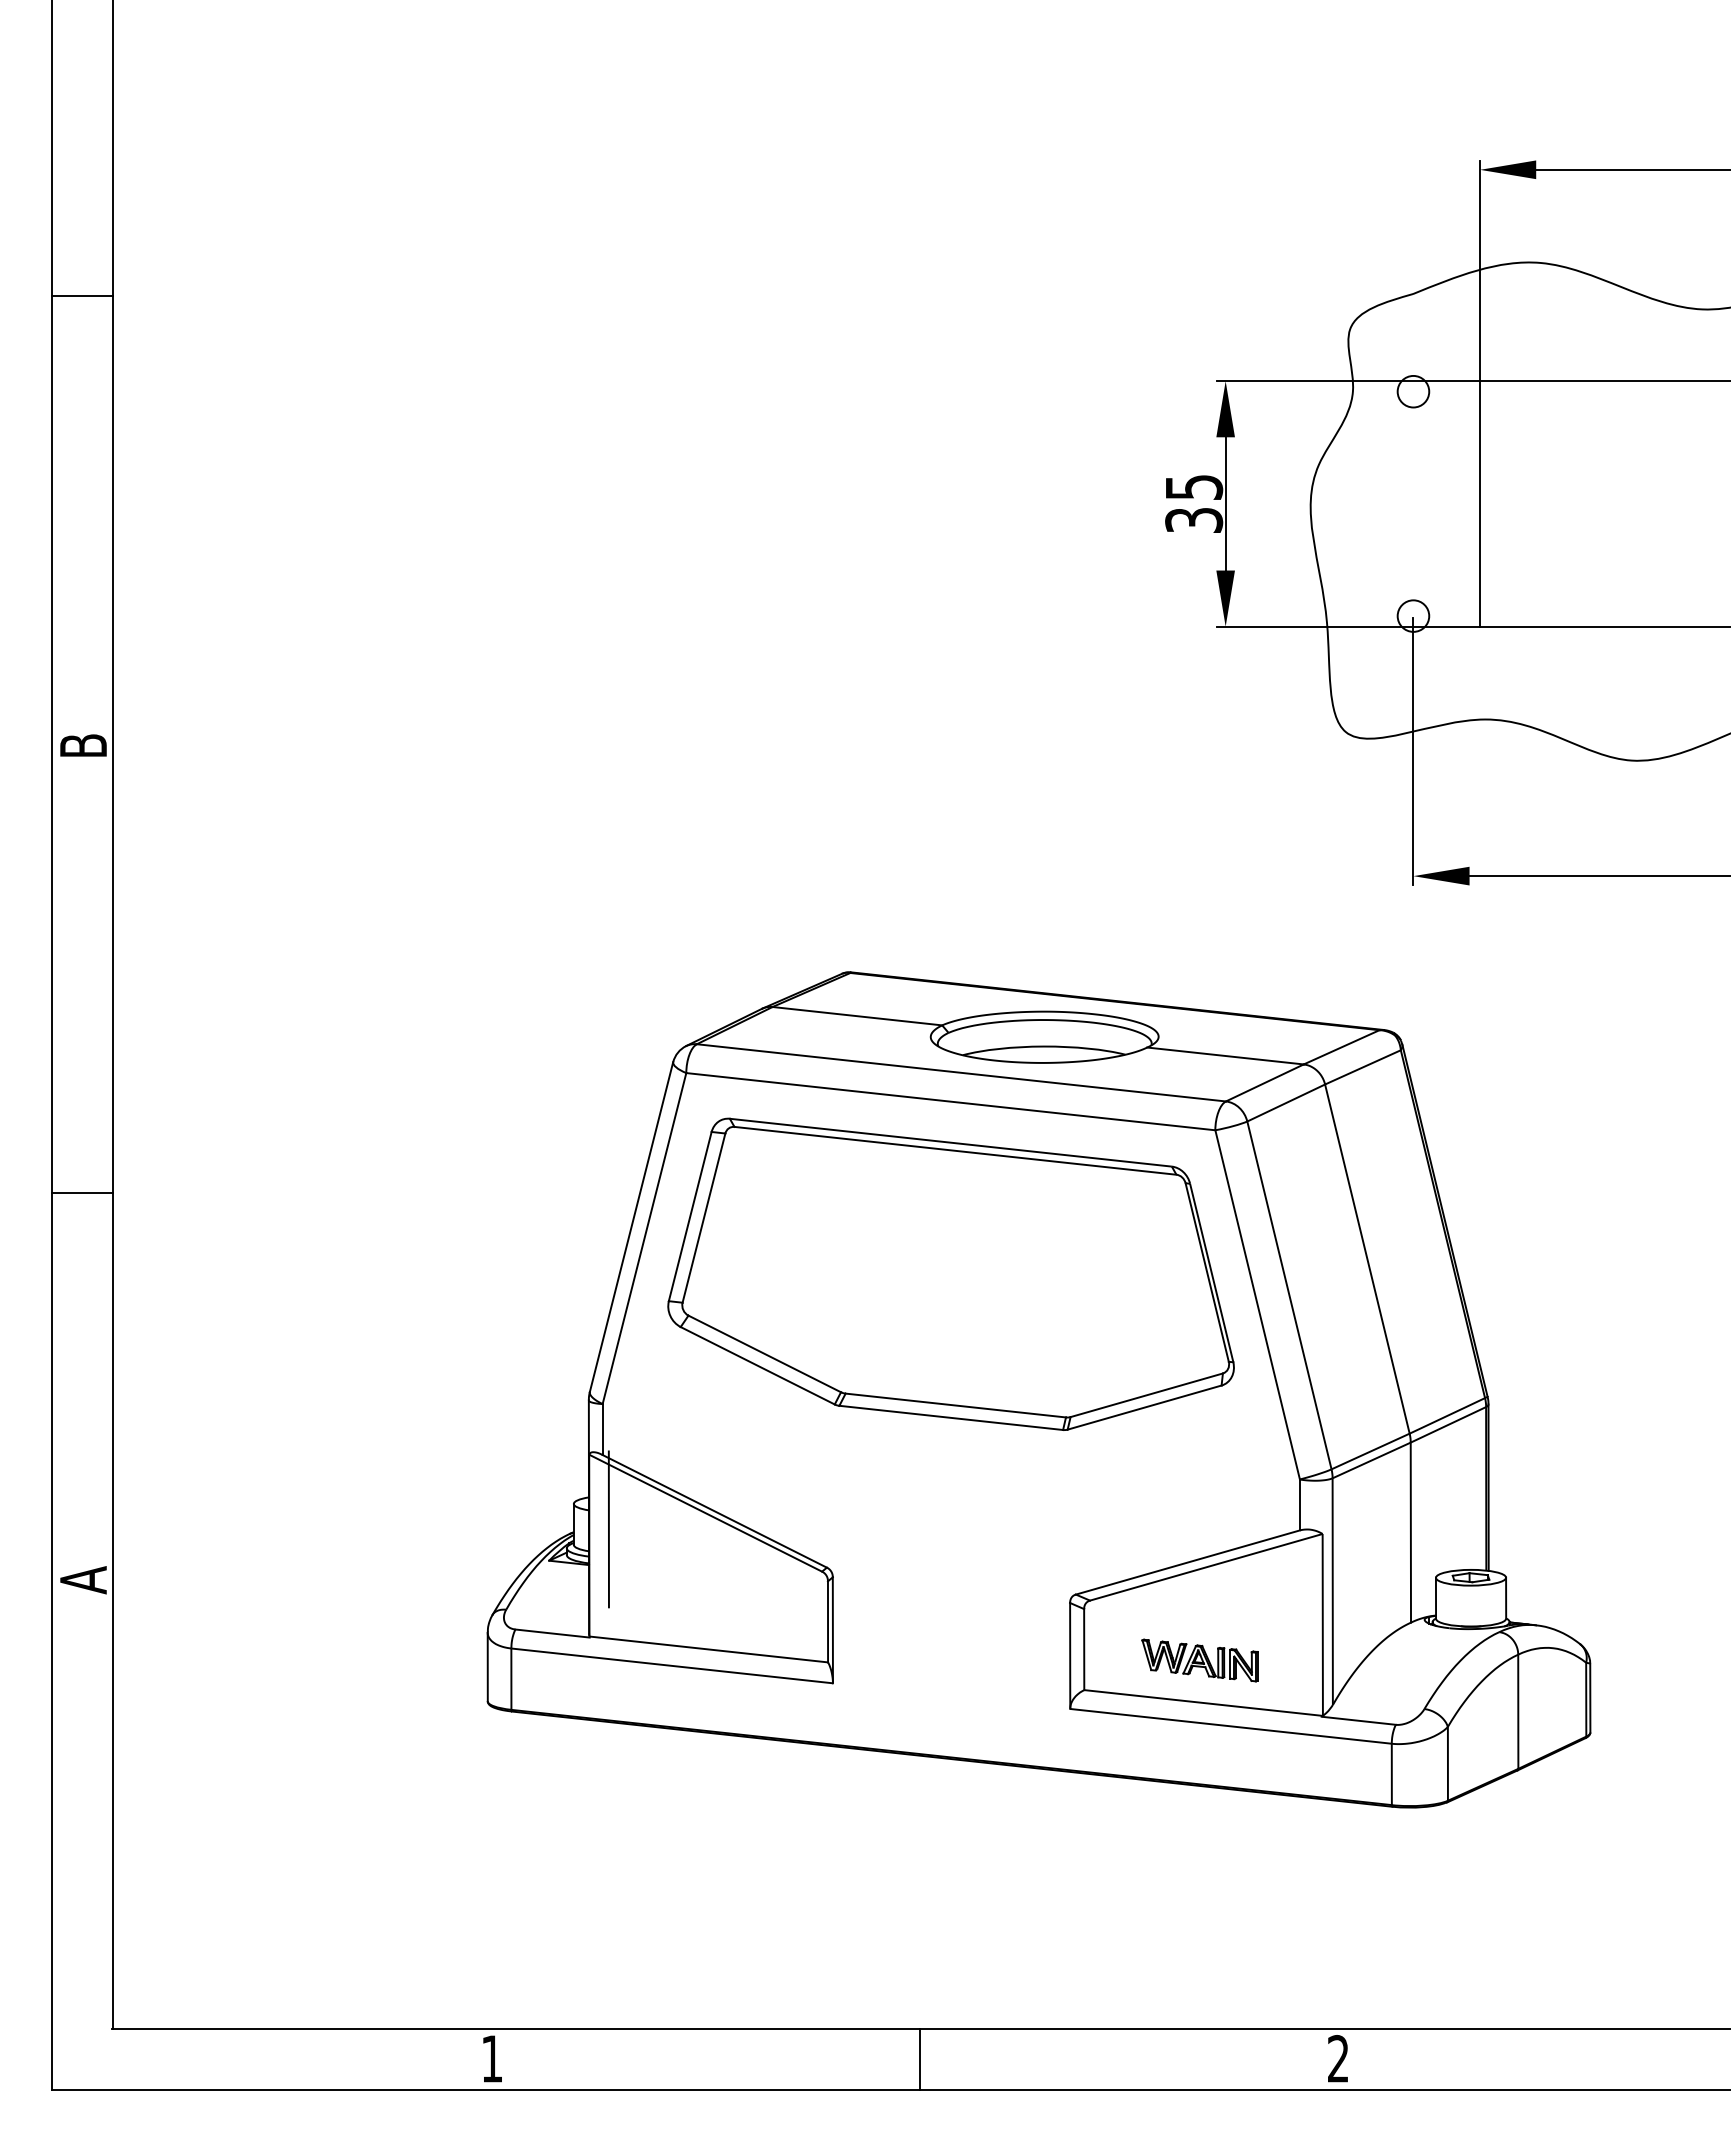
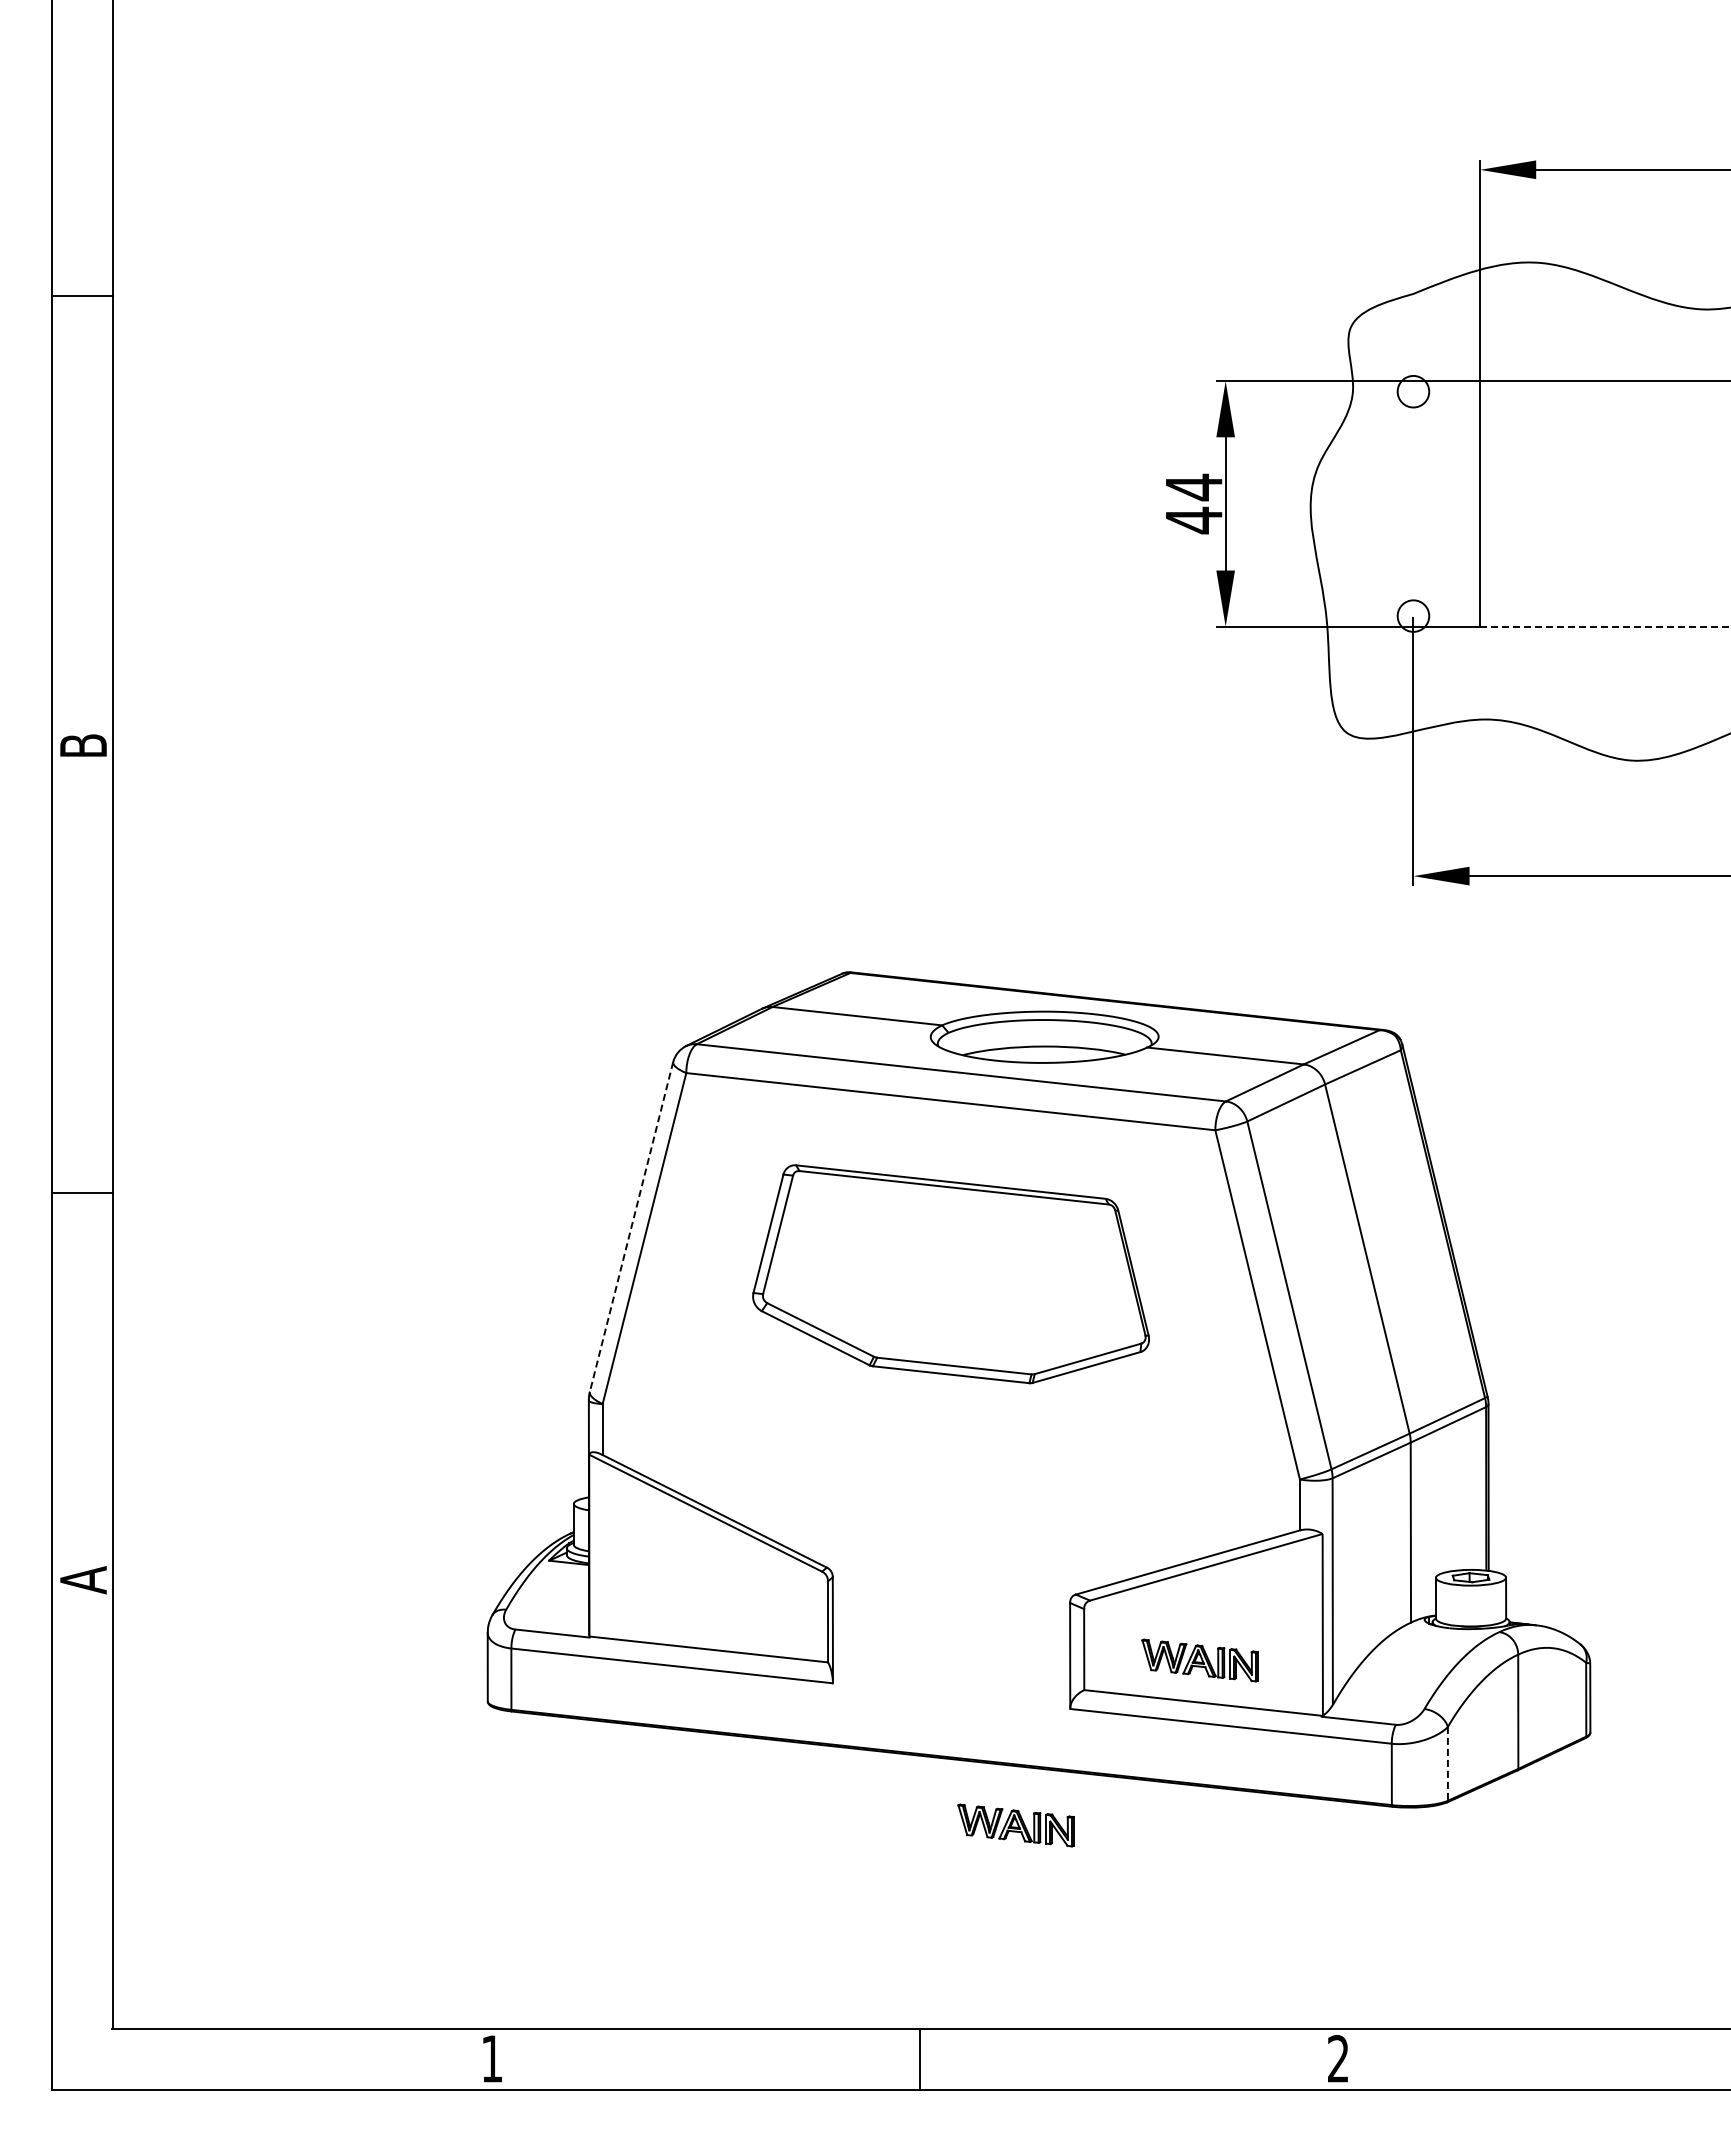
text: 35 -> 44 (1194, 503)
line: solid -> dashed (1605, 626)
line: solid -> dashed (631, 1227)
part size: 568x314 px -> 398x221 px (950, 1274)
line: present -> none (608, 1529)
line: solid -> dashed (1447, 1763)
part: none -> present (1015, 1825)
